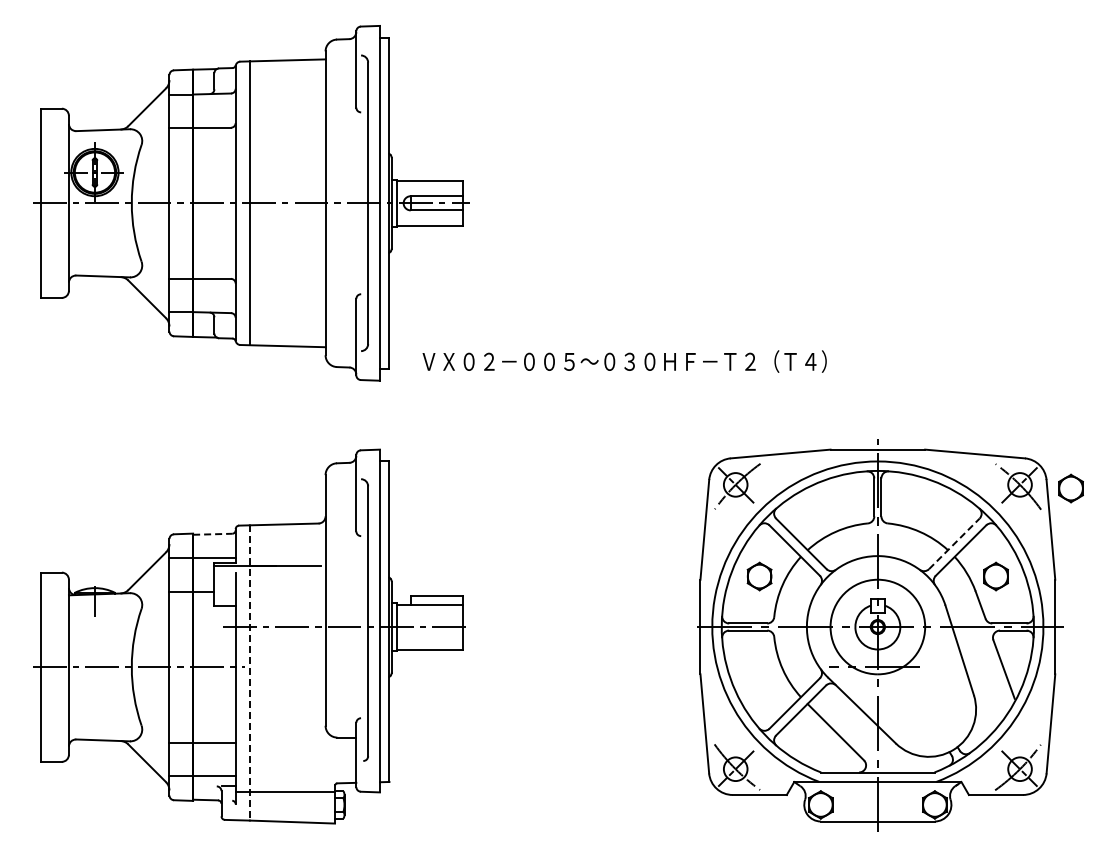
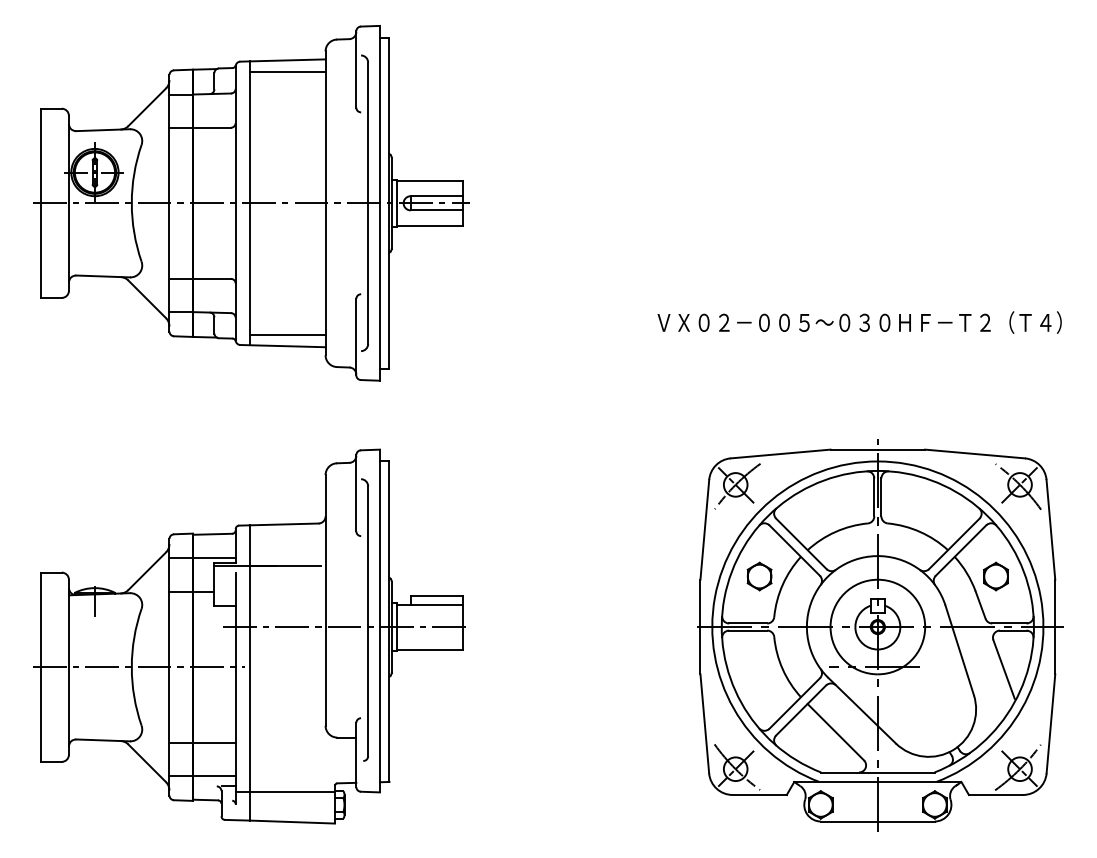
line: none -> present (287, 72)
line: none -> present (287, 334)
text position: (624, 361) -> (859, 322) (859, 322)
part: present -> none (1070, 488)
line: dashed -> solid (212, 534)
line: dashed -> solid (954, 543)
line: dashed -> solid (249, 672)
